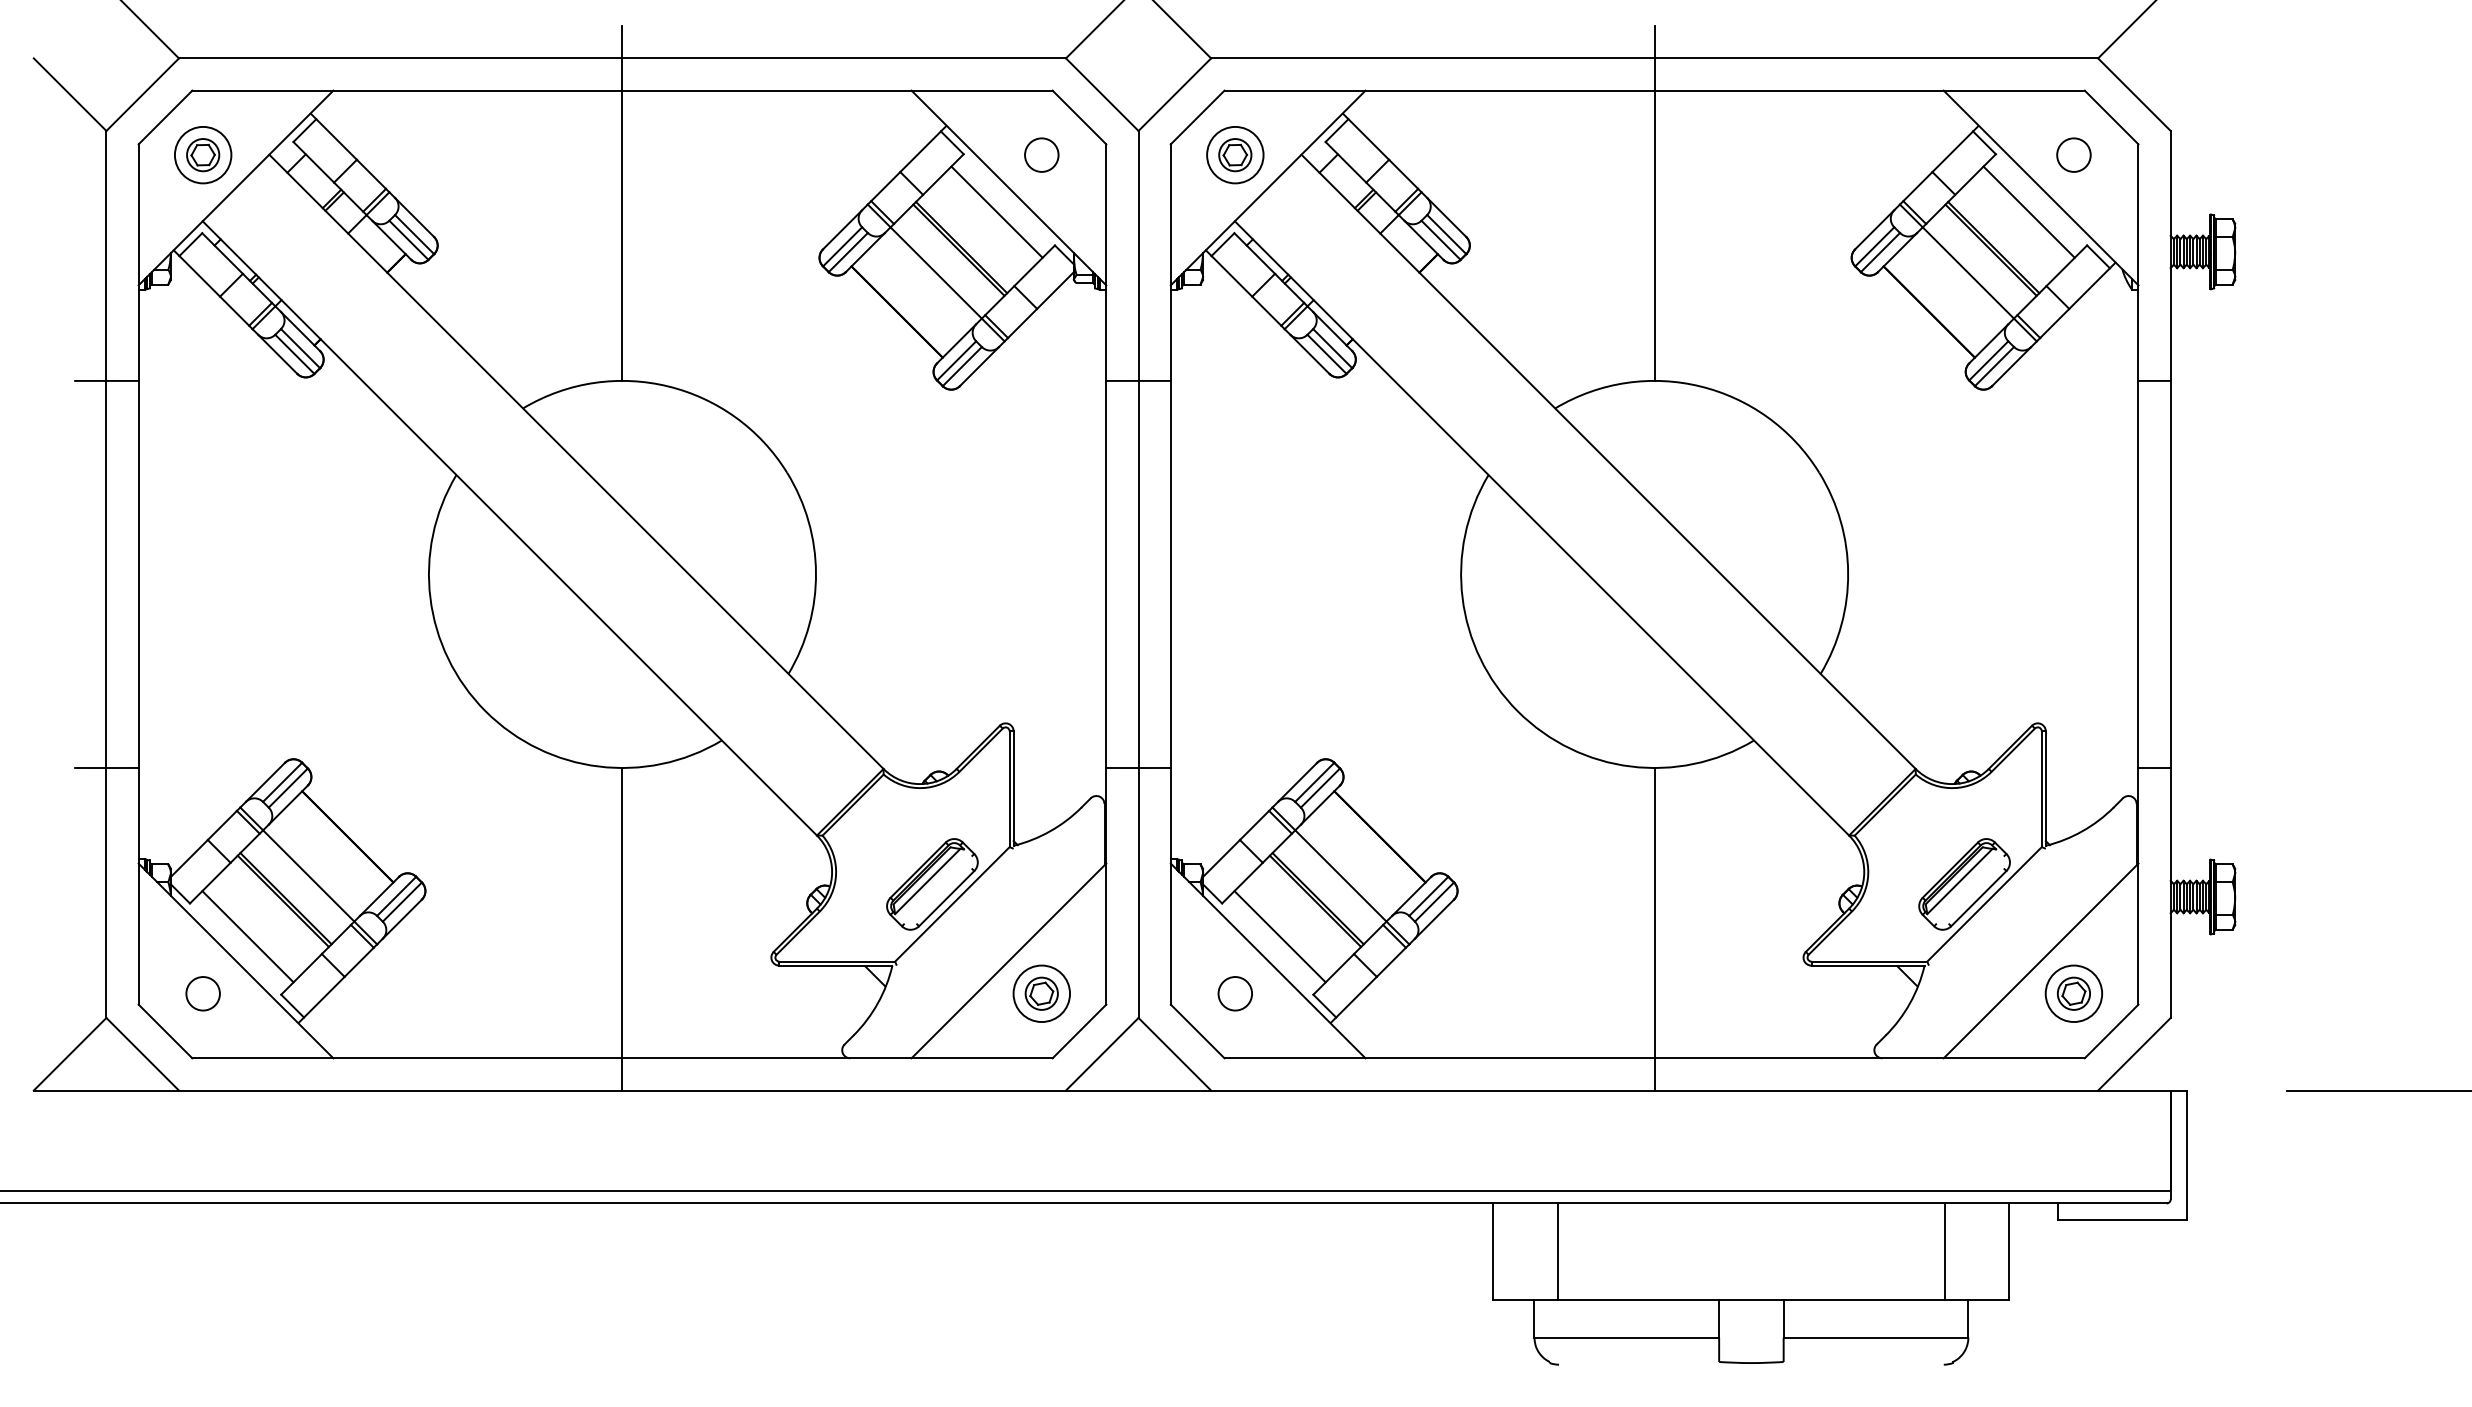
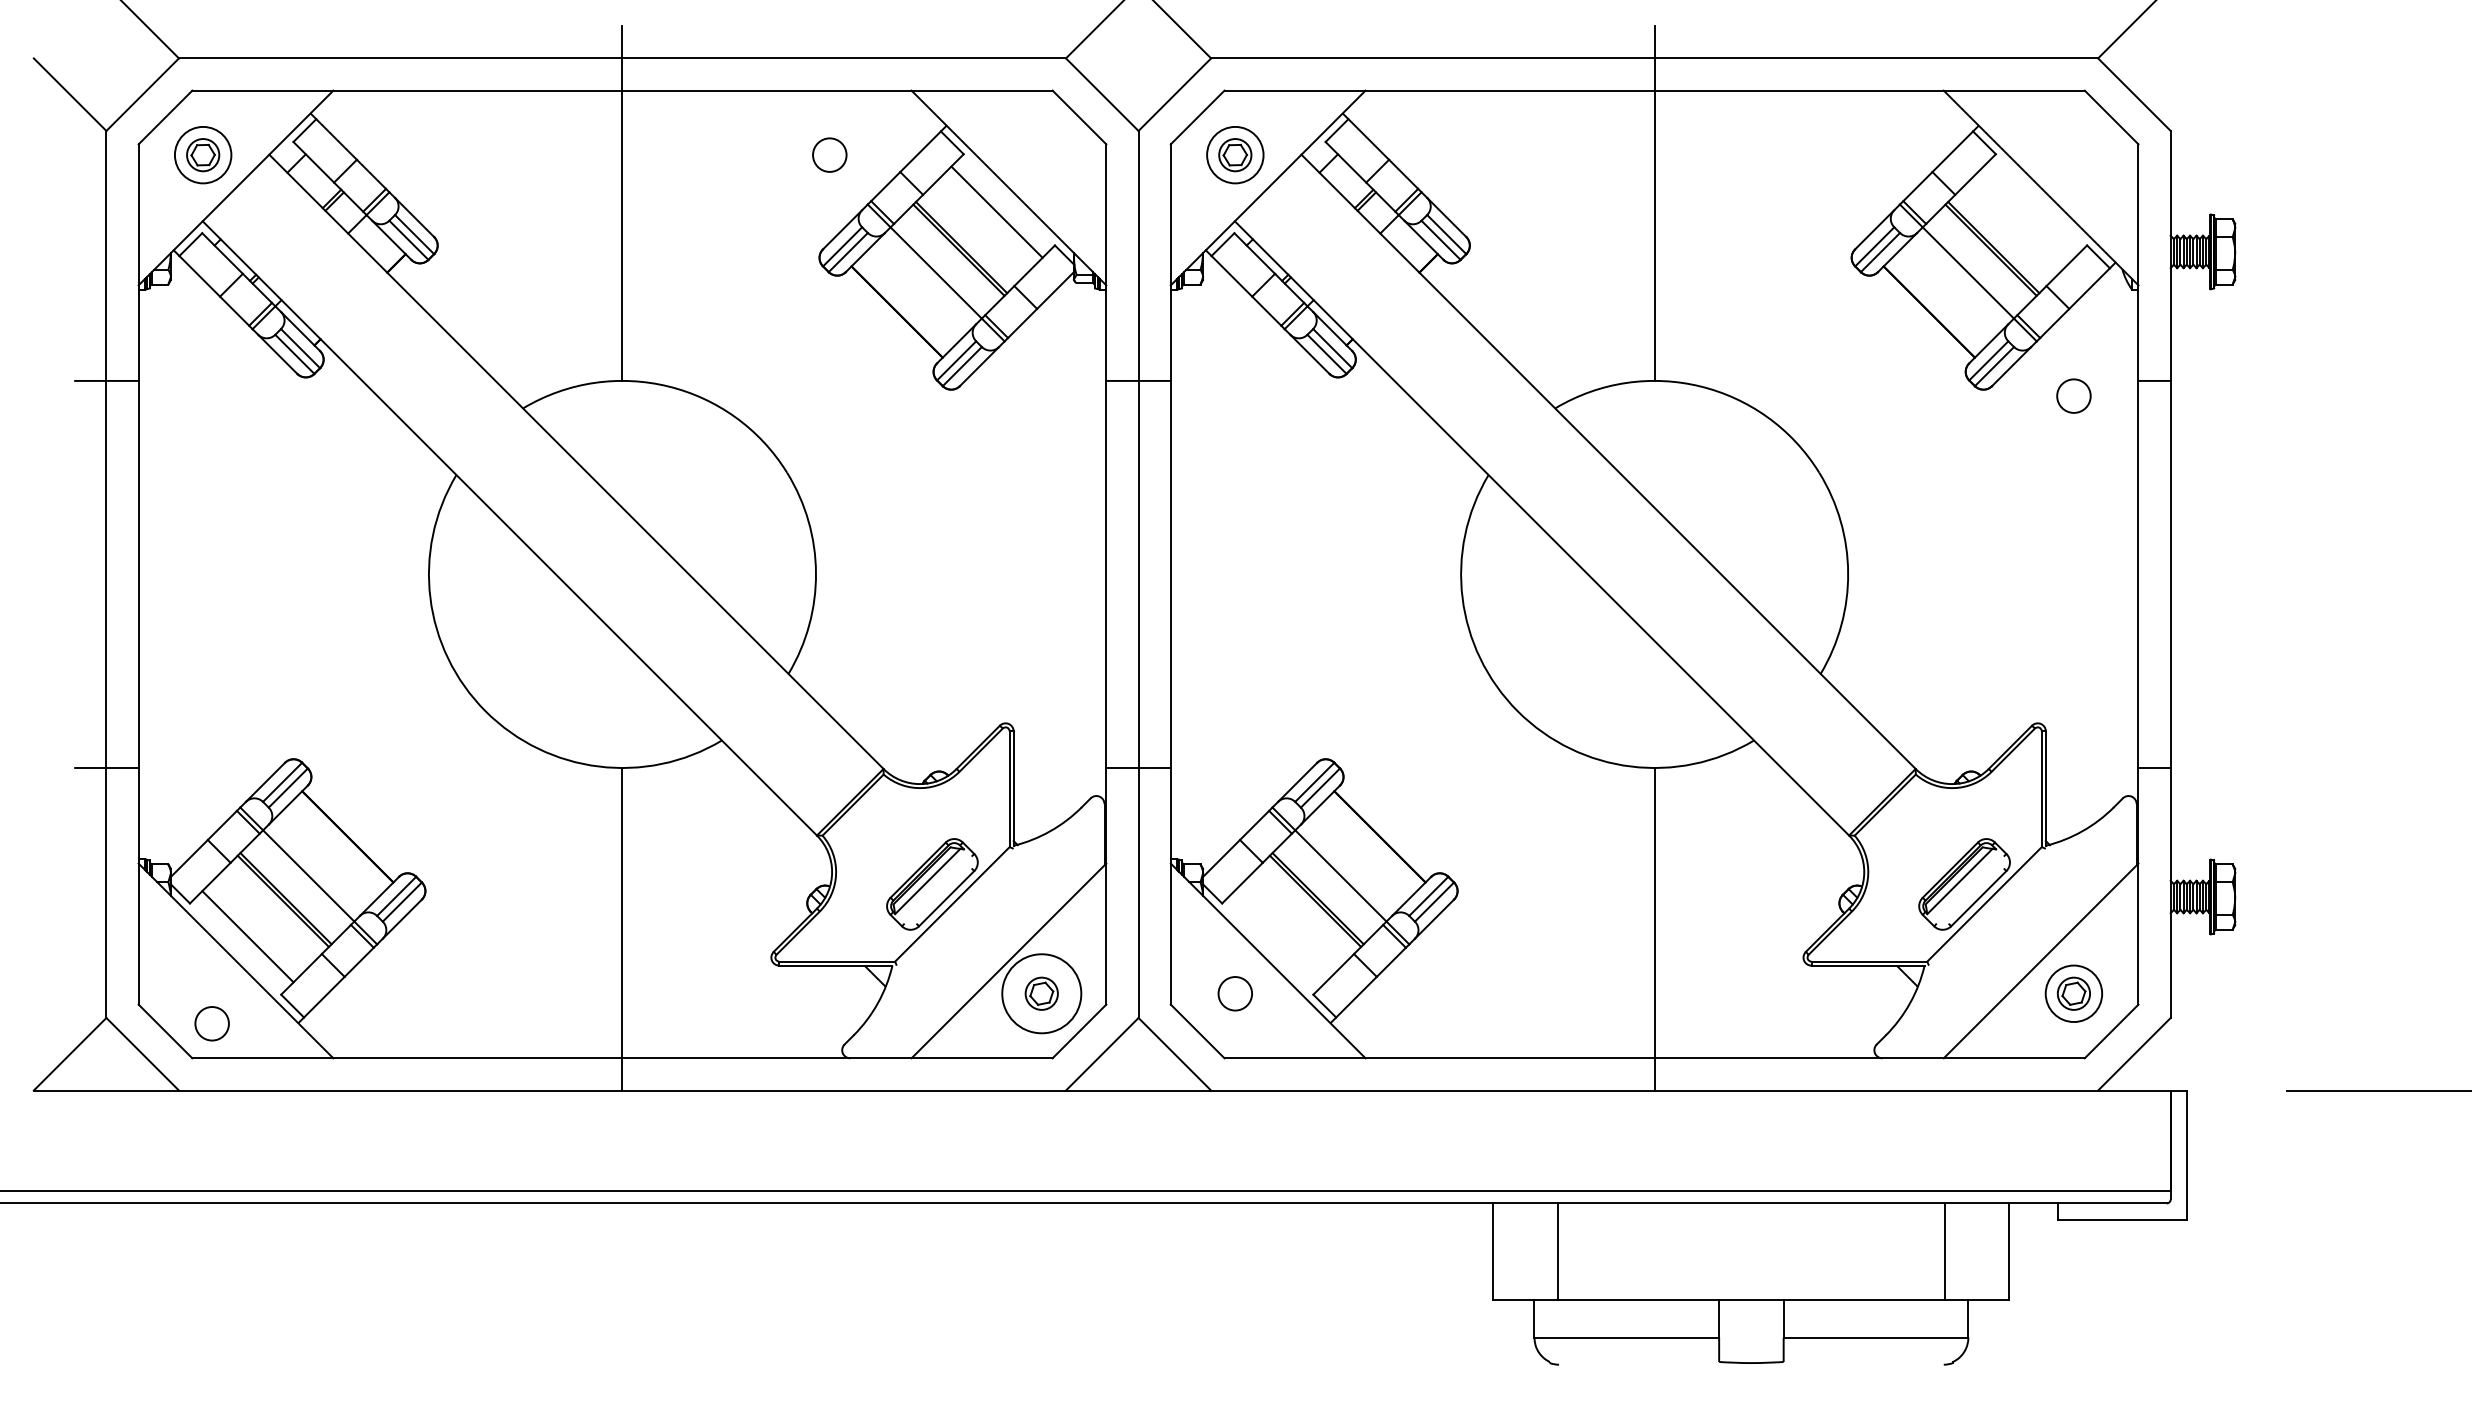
circle position: (1041, 154) -> (829, 154) (829, 154)
circle position: (2073, 154) -> (2073, 395) (2073, 395)
line: present -> none (2028, 211)
line: present -> none (1279, 936)
circle position: (202, 993) -> (211, 1023) (211, 1023)
circle diameter: 56 px -> 79 px (1041, 993)
